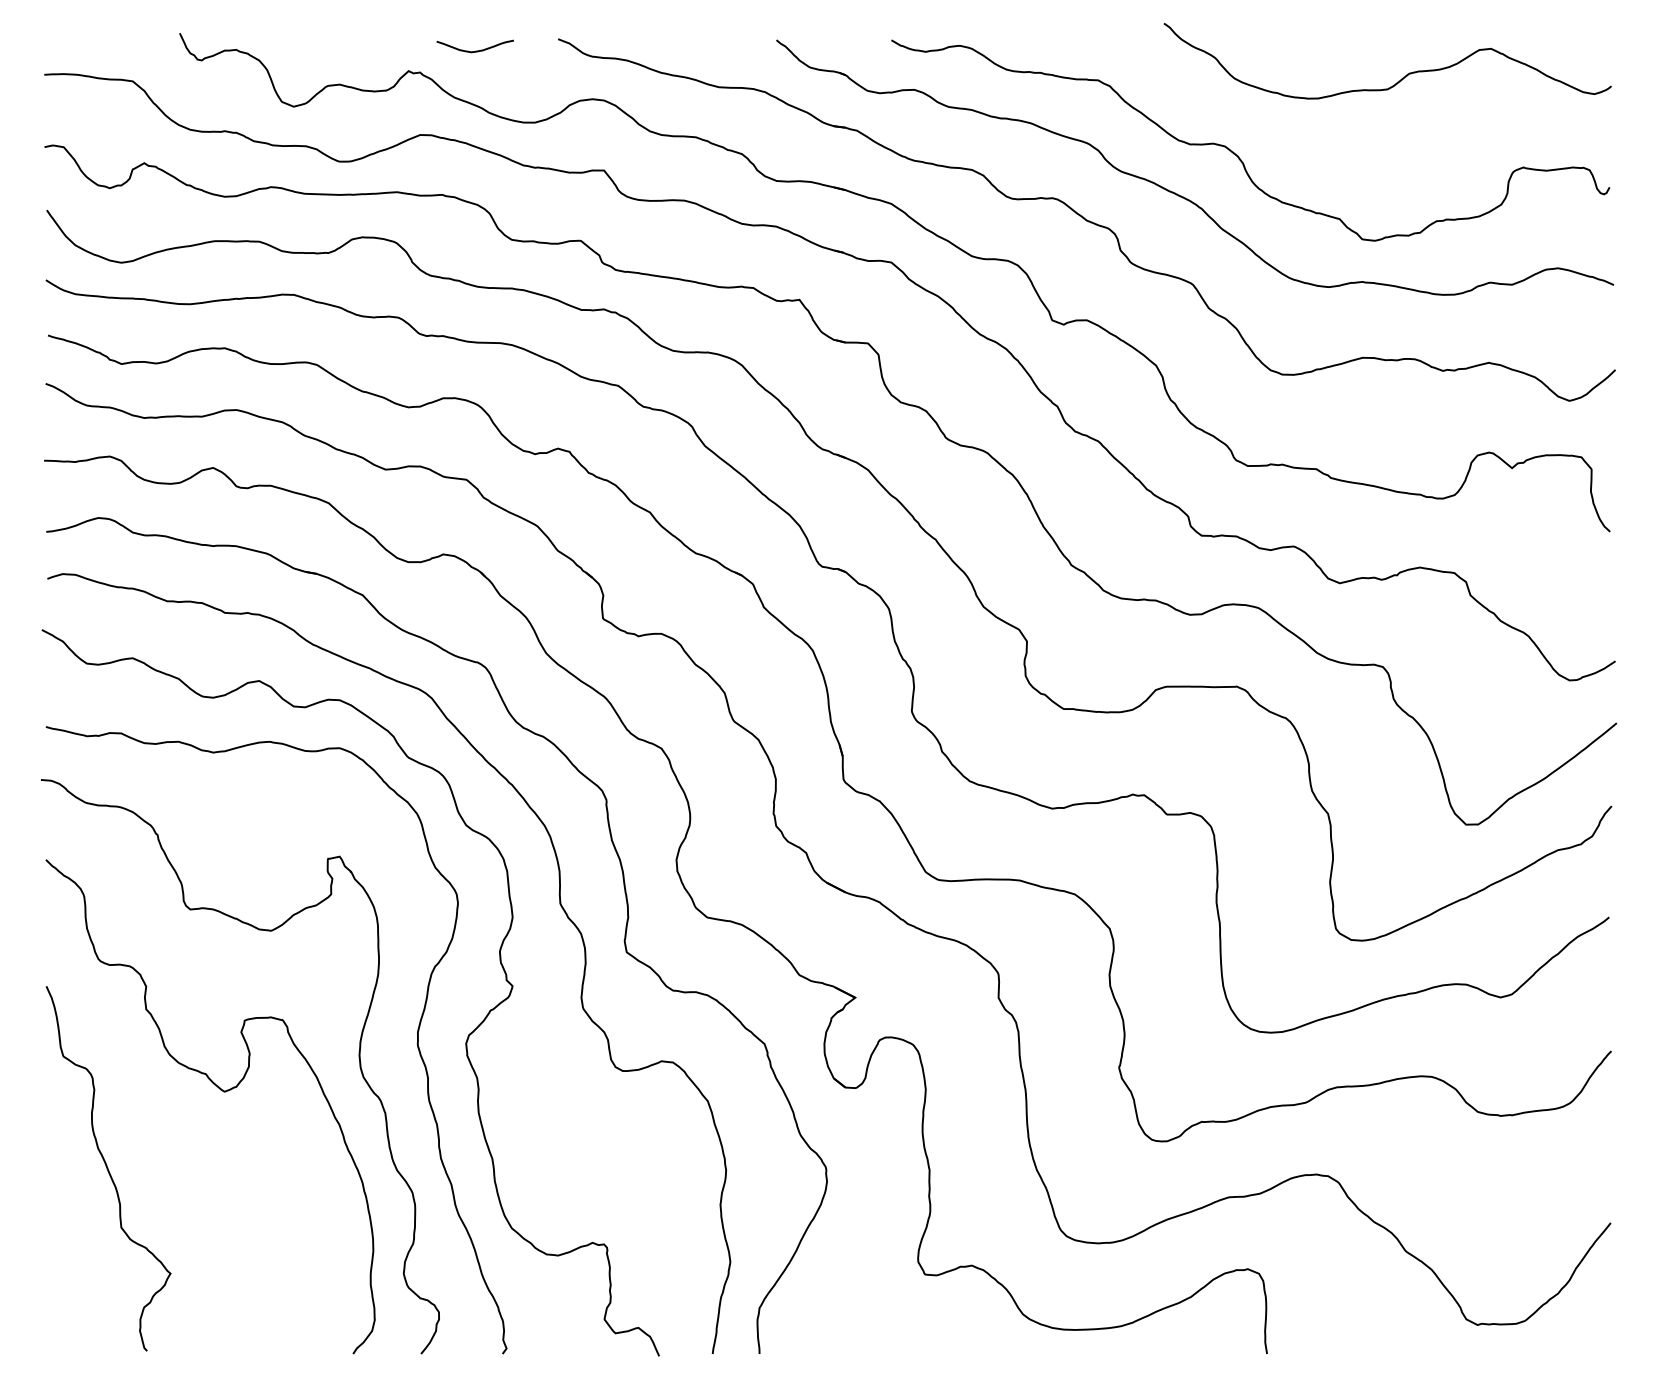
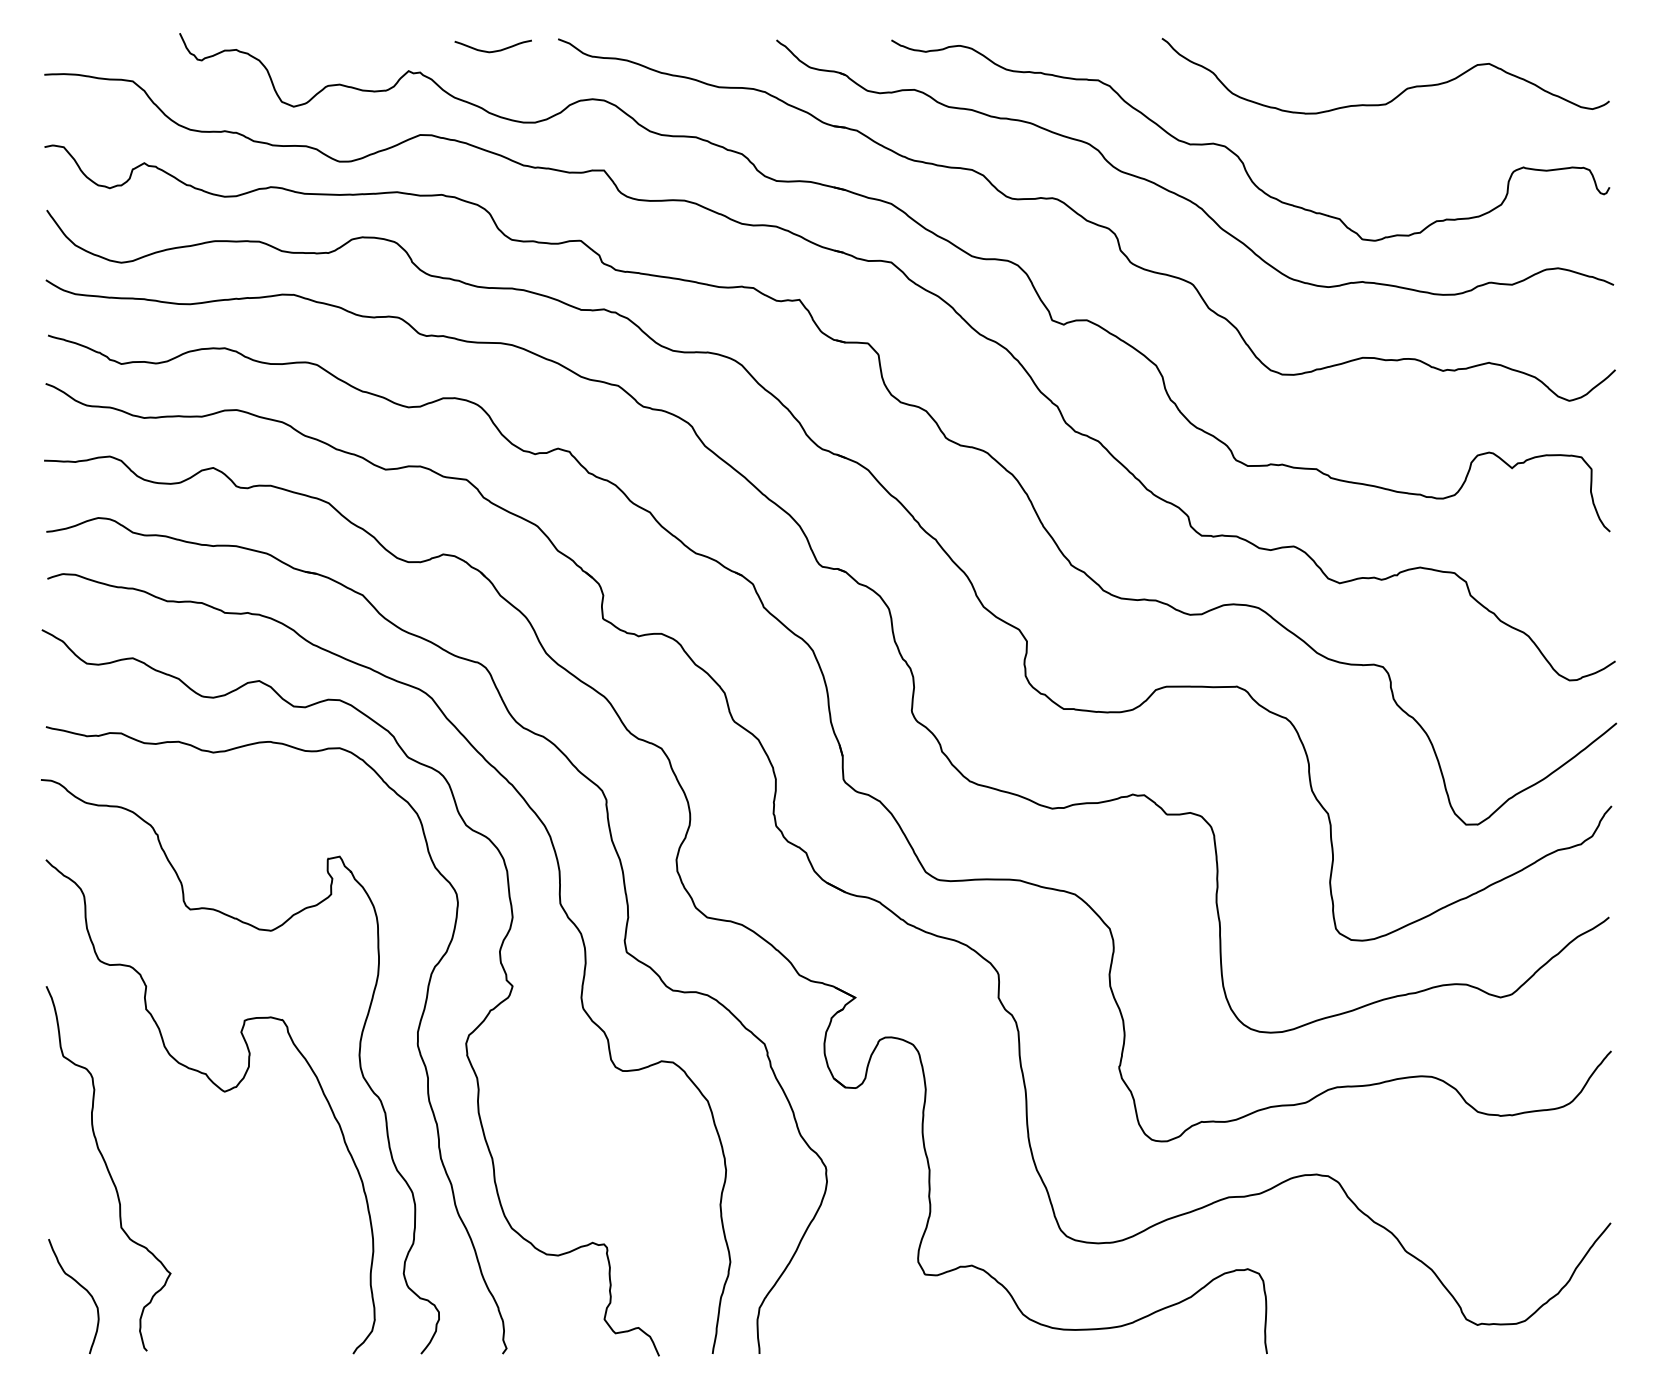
curve position: (475, 50) -> (493, 50) (493, 50)
curve position: (1402, 77) -> (1400, 92) (1400, 92)
curve: none -> present (81, 1287)
